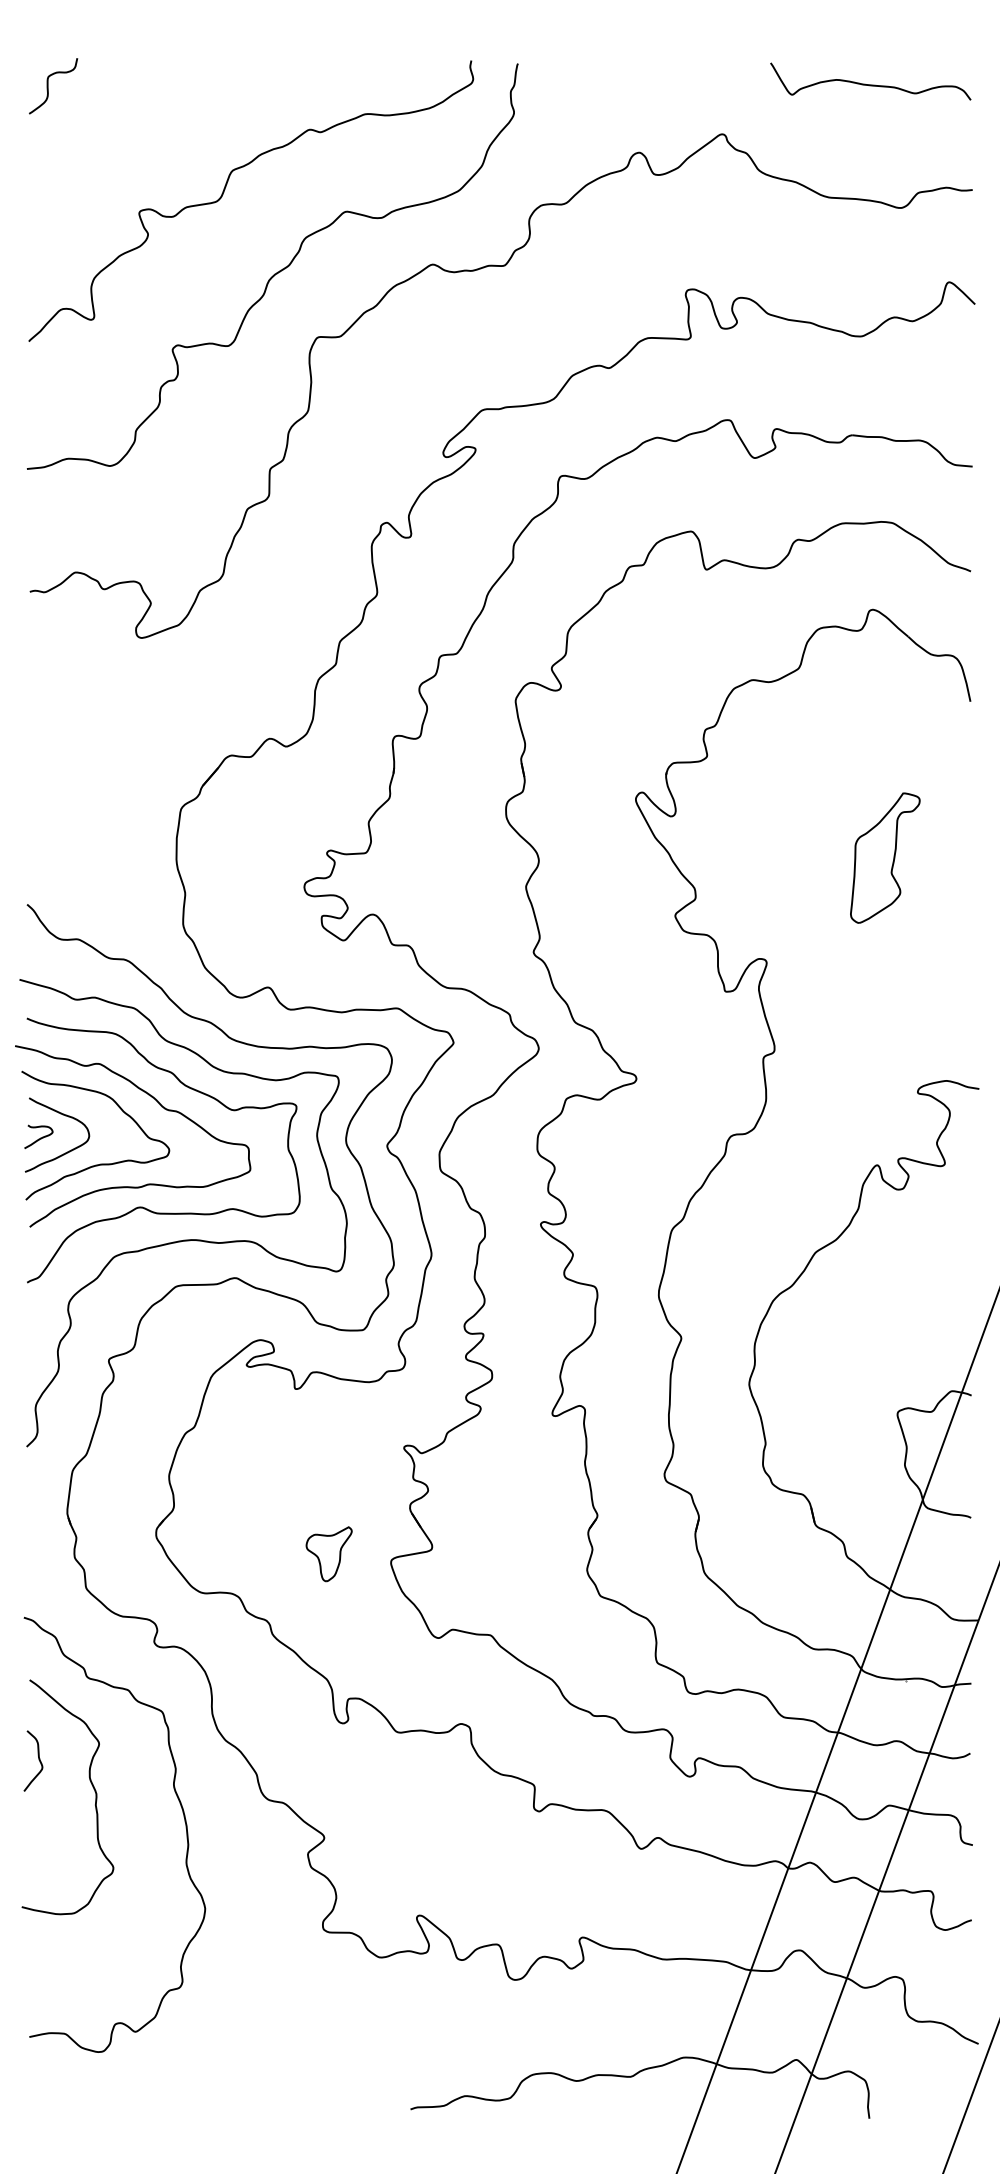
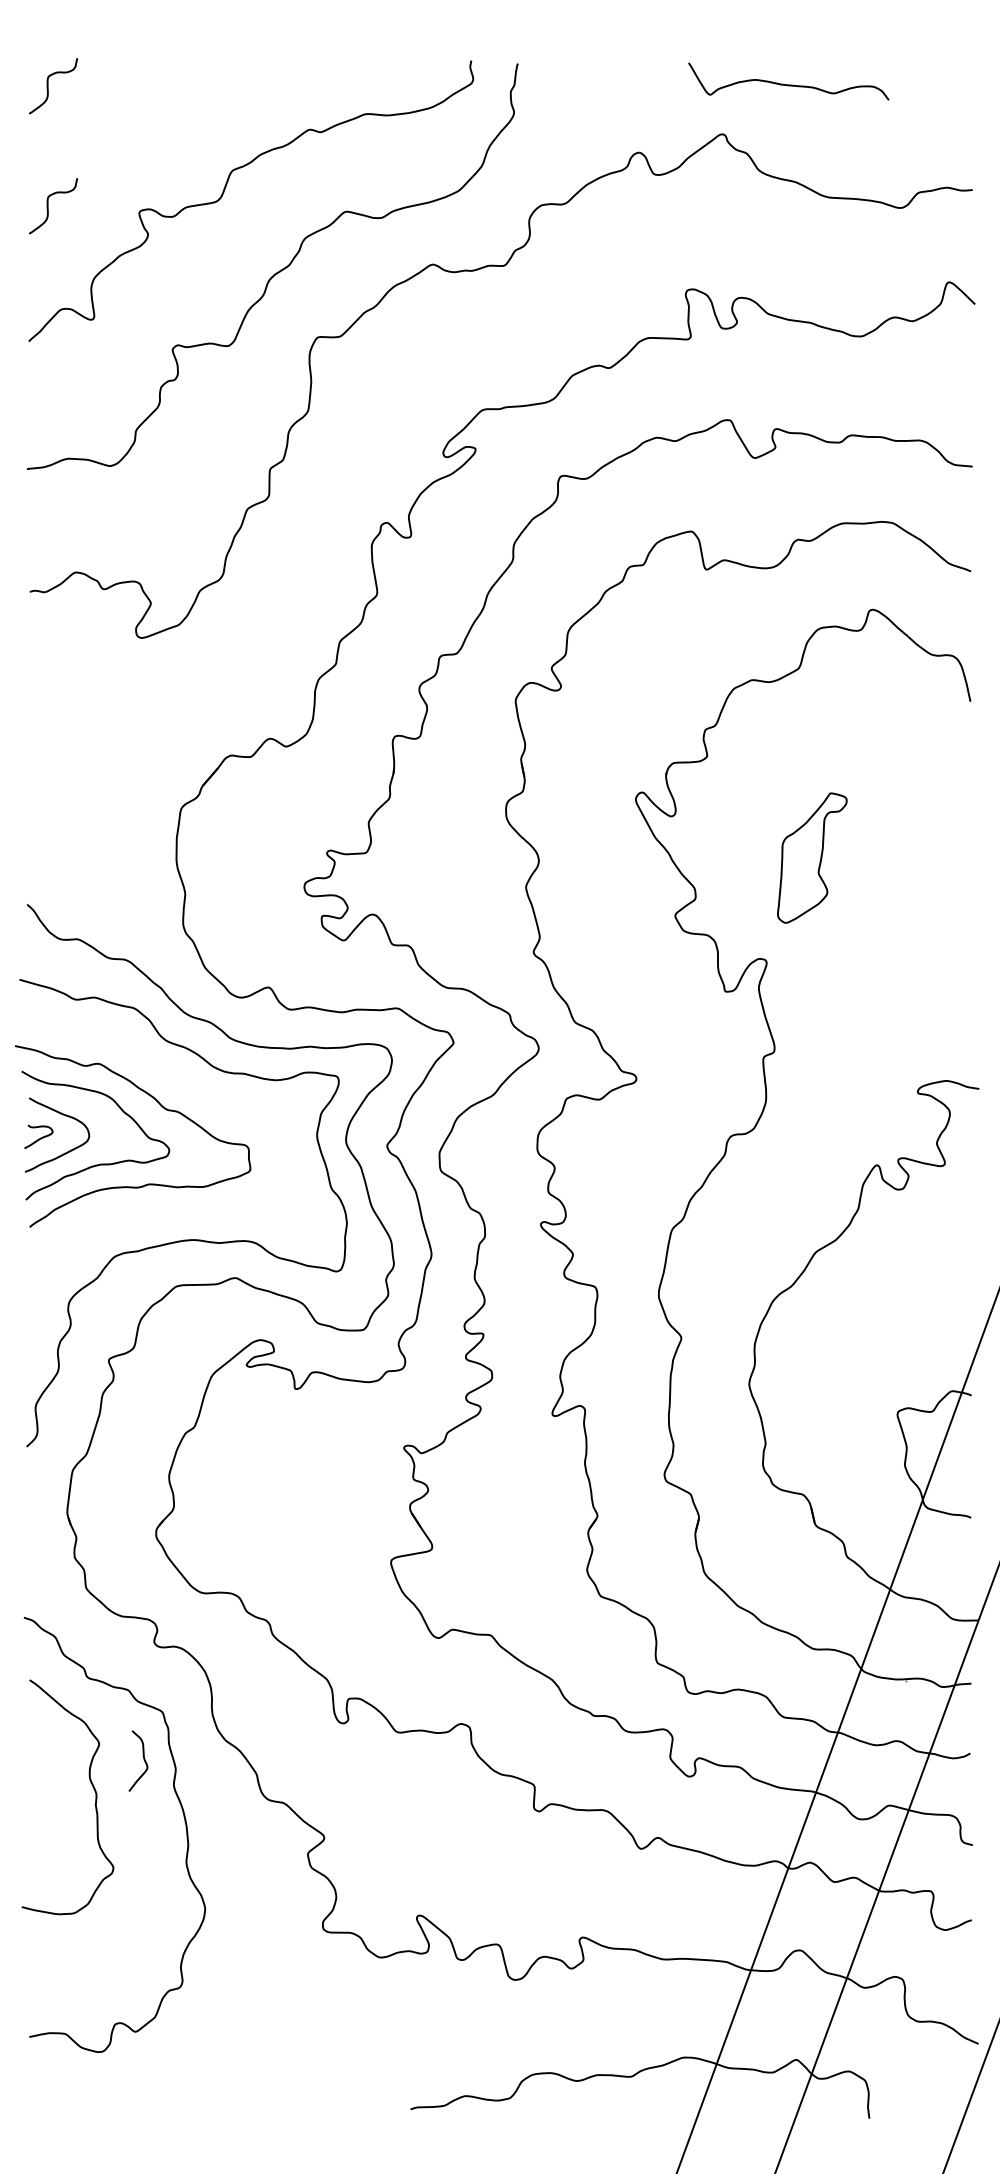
curve position: (870, 84) -> (788, 84) (788, 84)
curve: none -> present (48, 206)
part position: (885, 857) -> (812, 857) (812, 857)
curve: present -> none (145, 1207)
part: present -> none (328, 1554)
curve position: (38, 1760) -> (143, 1760) (143, 1760)
